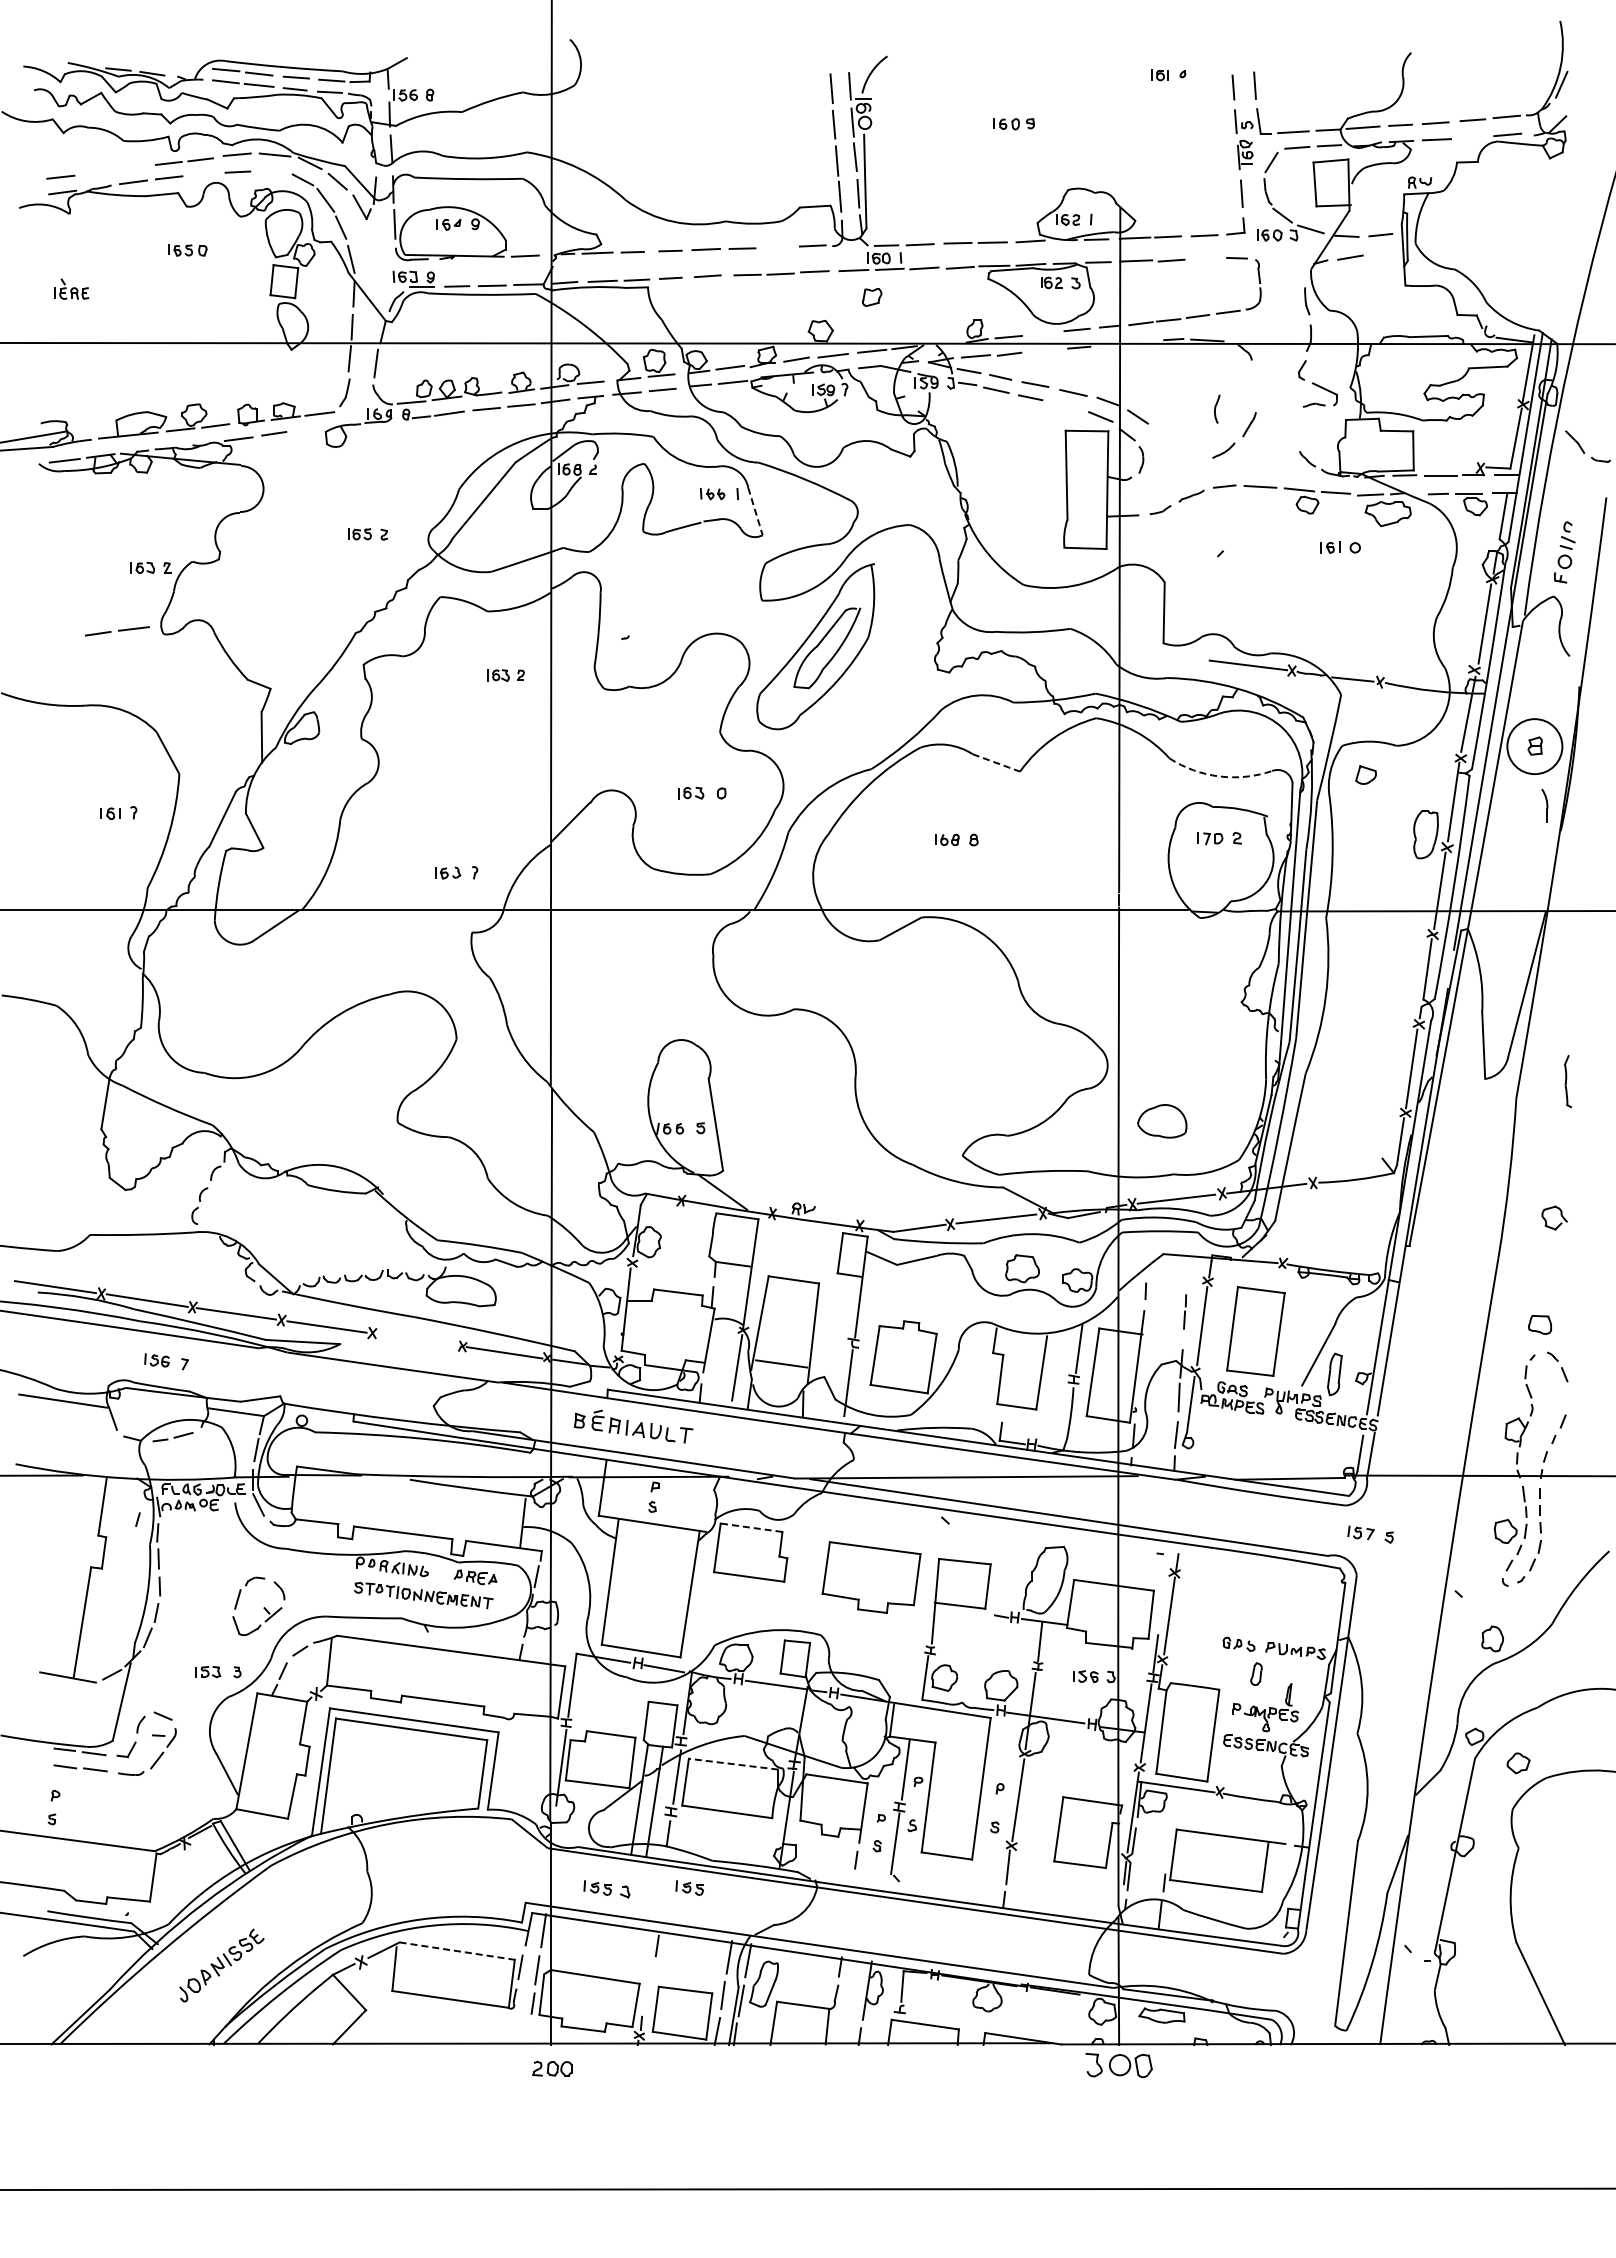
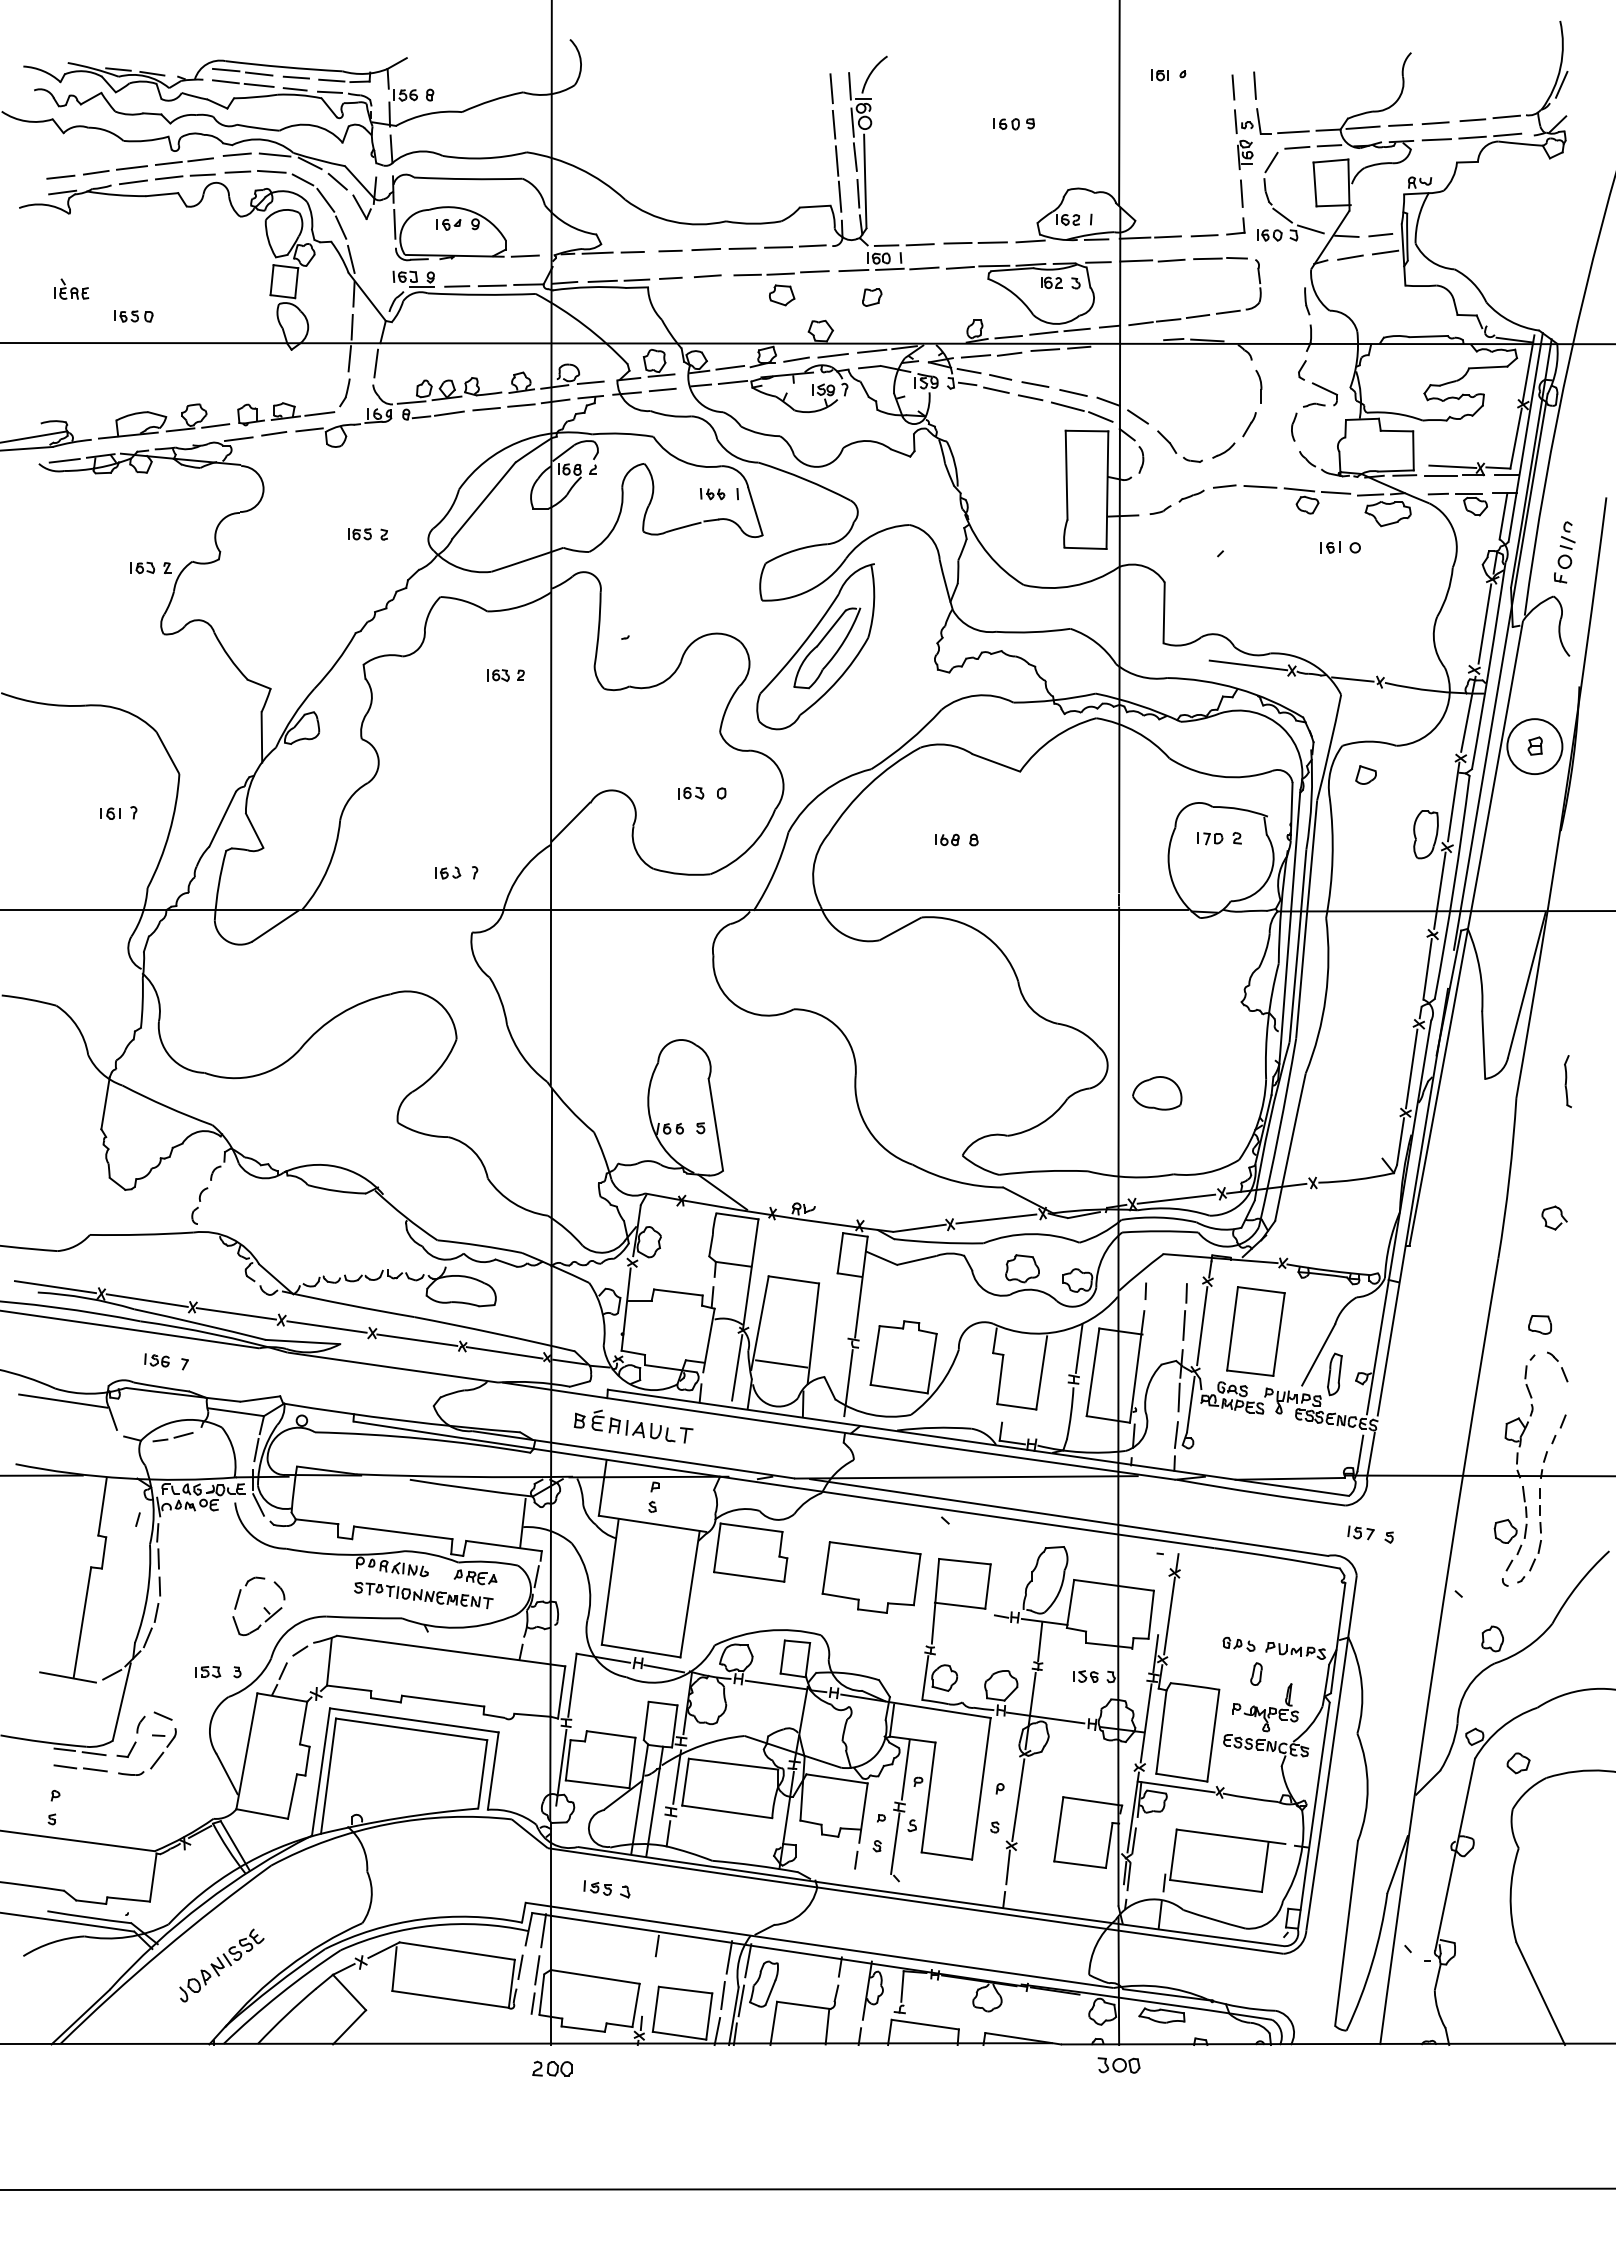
line: none -> present (1119, 103)
line: none -> present (1472, 137)
line: none -> present (271, 171)
line: none -> present (202, 174)
line: none -> present (778, 247)
part position: (187, 250) -> (133, 316) (133, 316)
line: none -> present (1385, 252)
line: none -> present (1207, 258)
part: none -> present (782, 295)
line: none -> present (1043, 332)
line: none -> present (1045, 349)
line: none -> present (1067, 406)
part position: (1217, 408) -> (1294, 426) (1294, 426)
line: none -> present (309, 429)
part position: (1587, 446) -> (1179, 446) (1179, 446)
line: none -> present (1452, 466)
line: dashed -> solid (755, 511)
line position: (118, 631) -> (116, 170) (116, 170)
line: dashed -> solid (996, 763)
arc: dashed -> solid (1219, 776)
part position: (1544, 805) -> (1258, 386) (1258, 386)
part position: (1162, 1121) -> (1157, 1093) (1157, 1093)
part size: 5x36 px -> 6x58 px (1184, 1311)
line: none -> present (417, 1339)
line: dashed -> solid (751, 1527)
line: dashed -> solid (733, 1764)
part: present -> none (689, 1887)
line: dashed -> solid (457, 1951)
part size: 68x26 px -> 44x17 px (1118, 2065)
